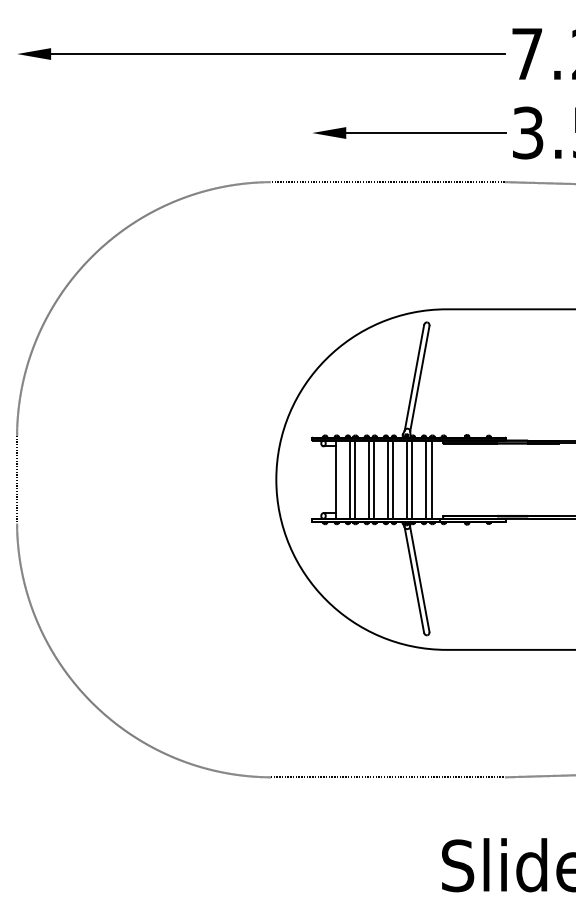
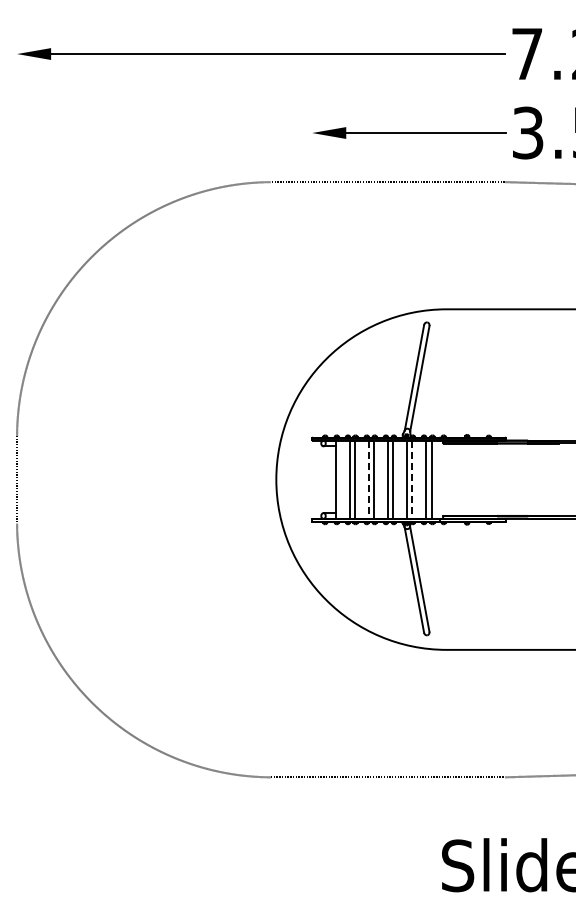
line: solid -> dashed (369, 480)
line: solid -> dashed (411, 480)
